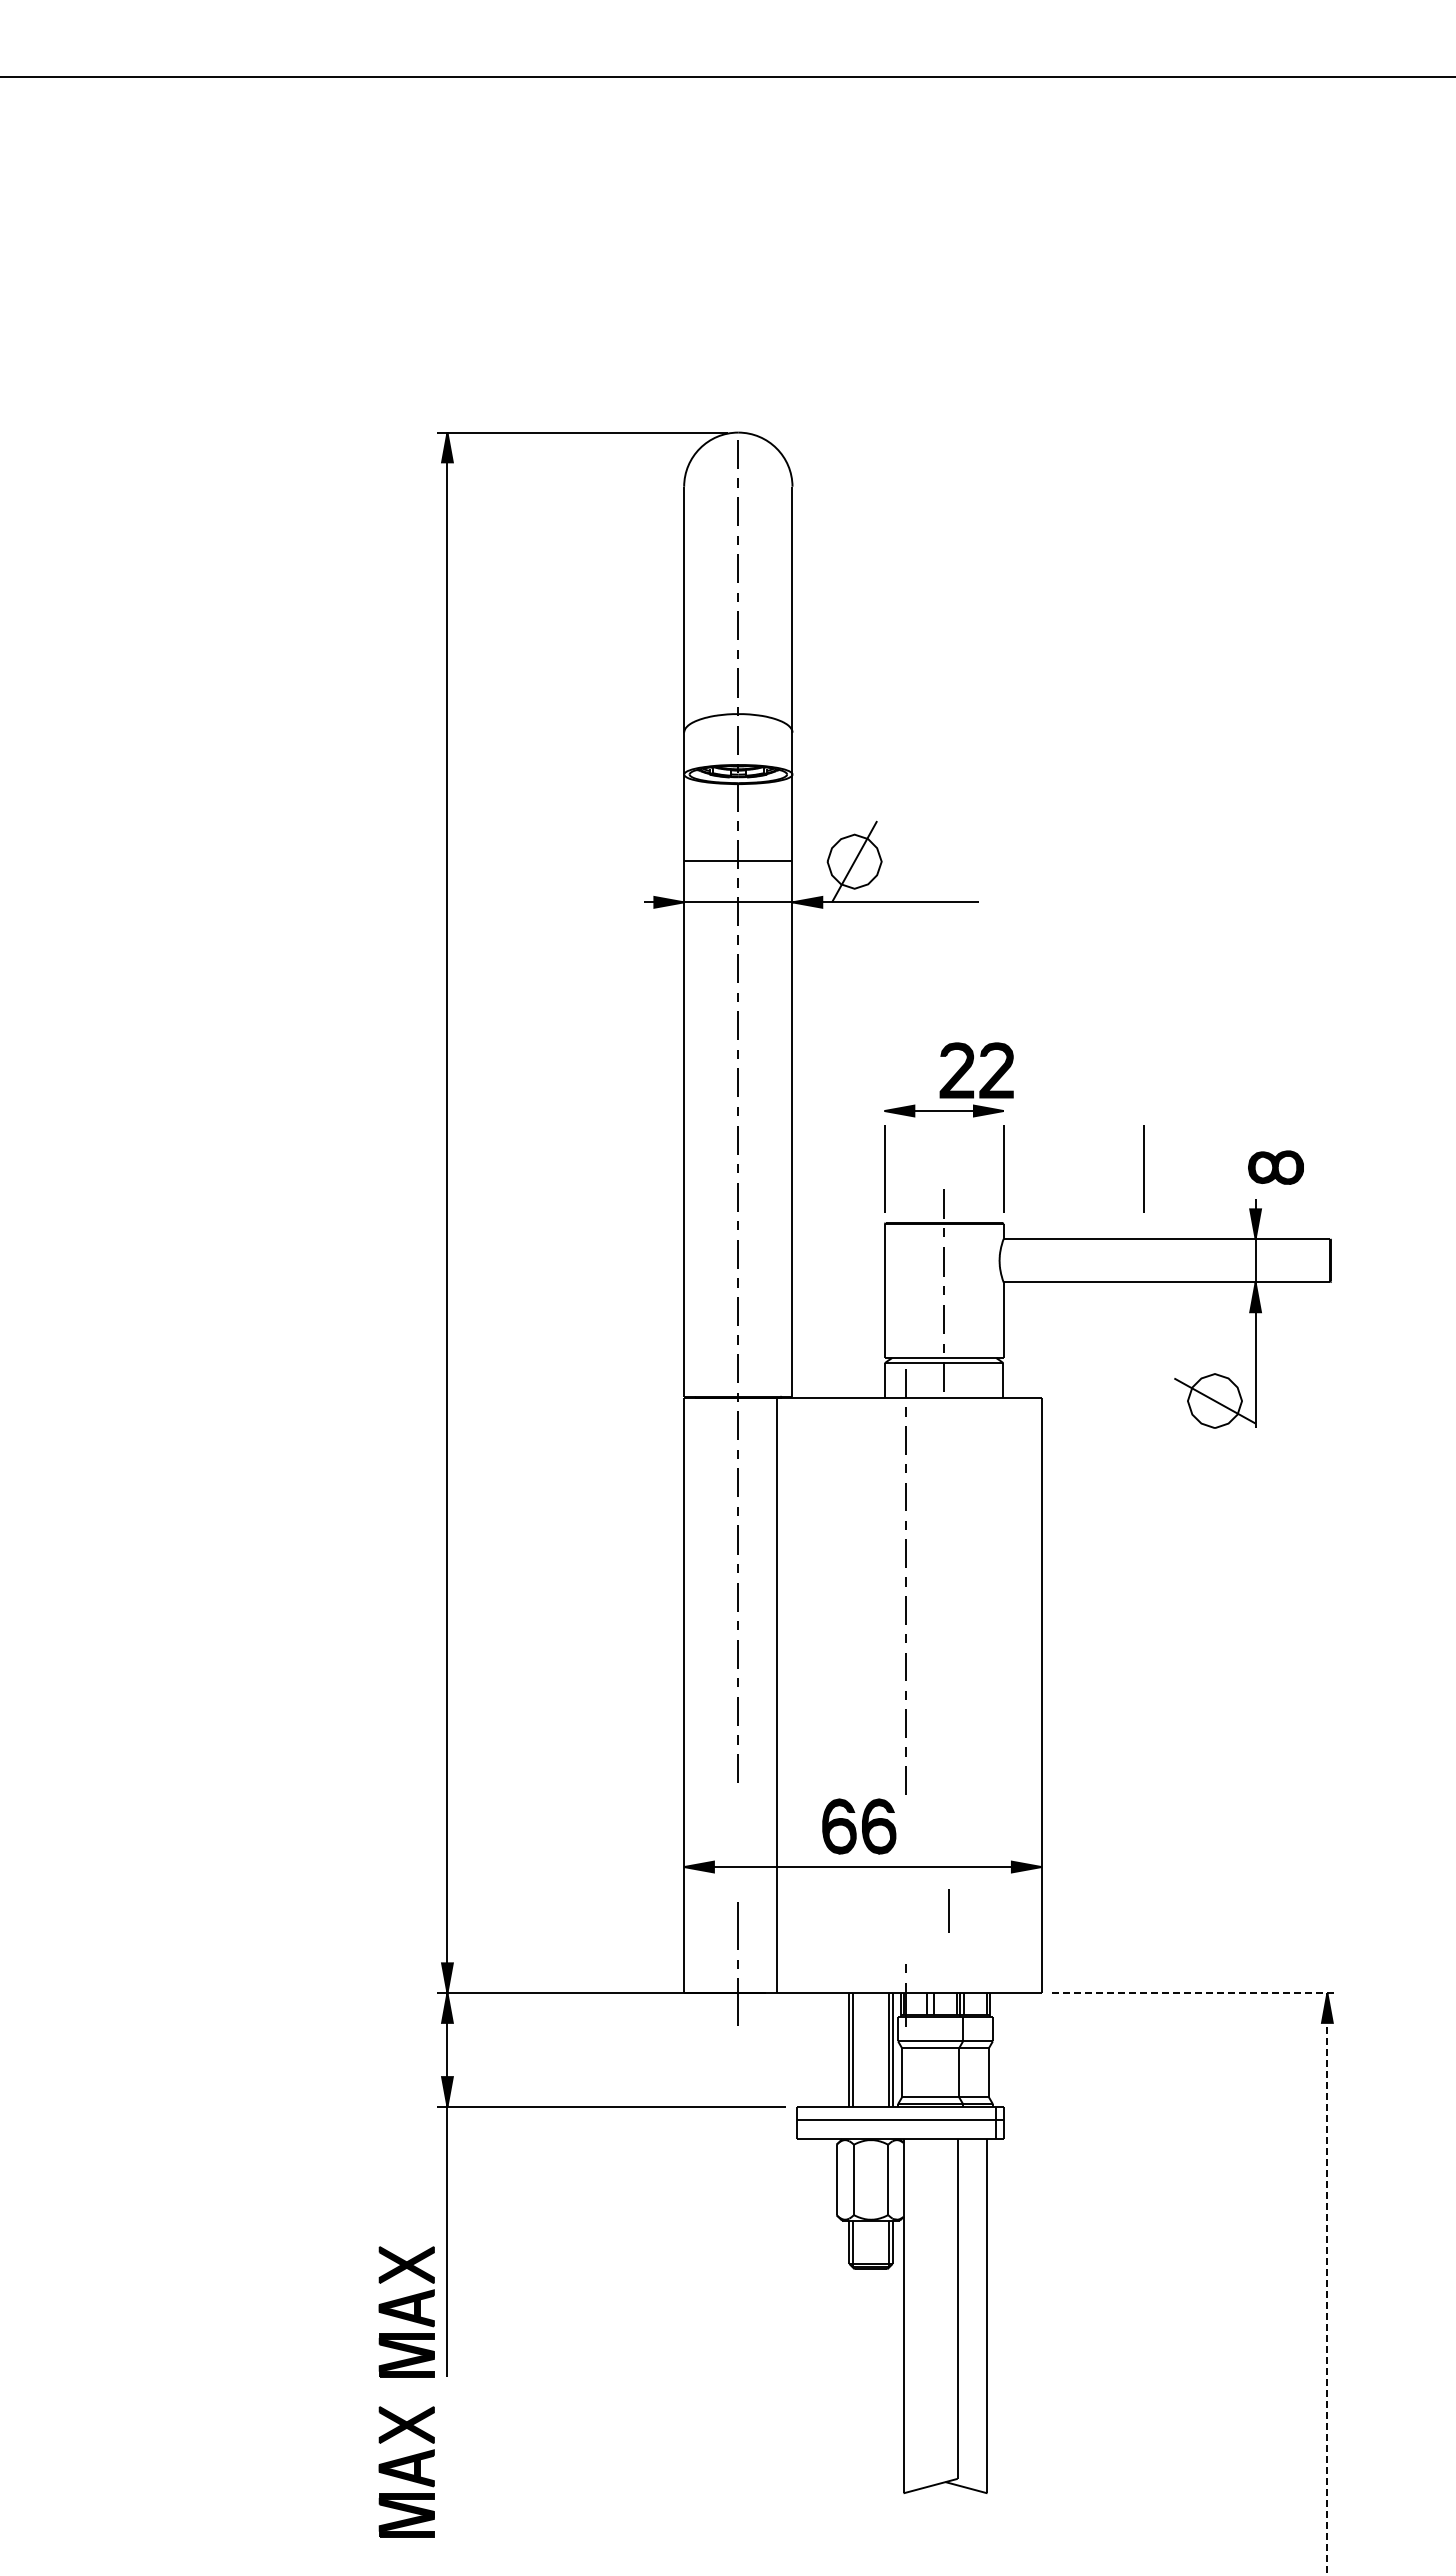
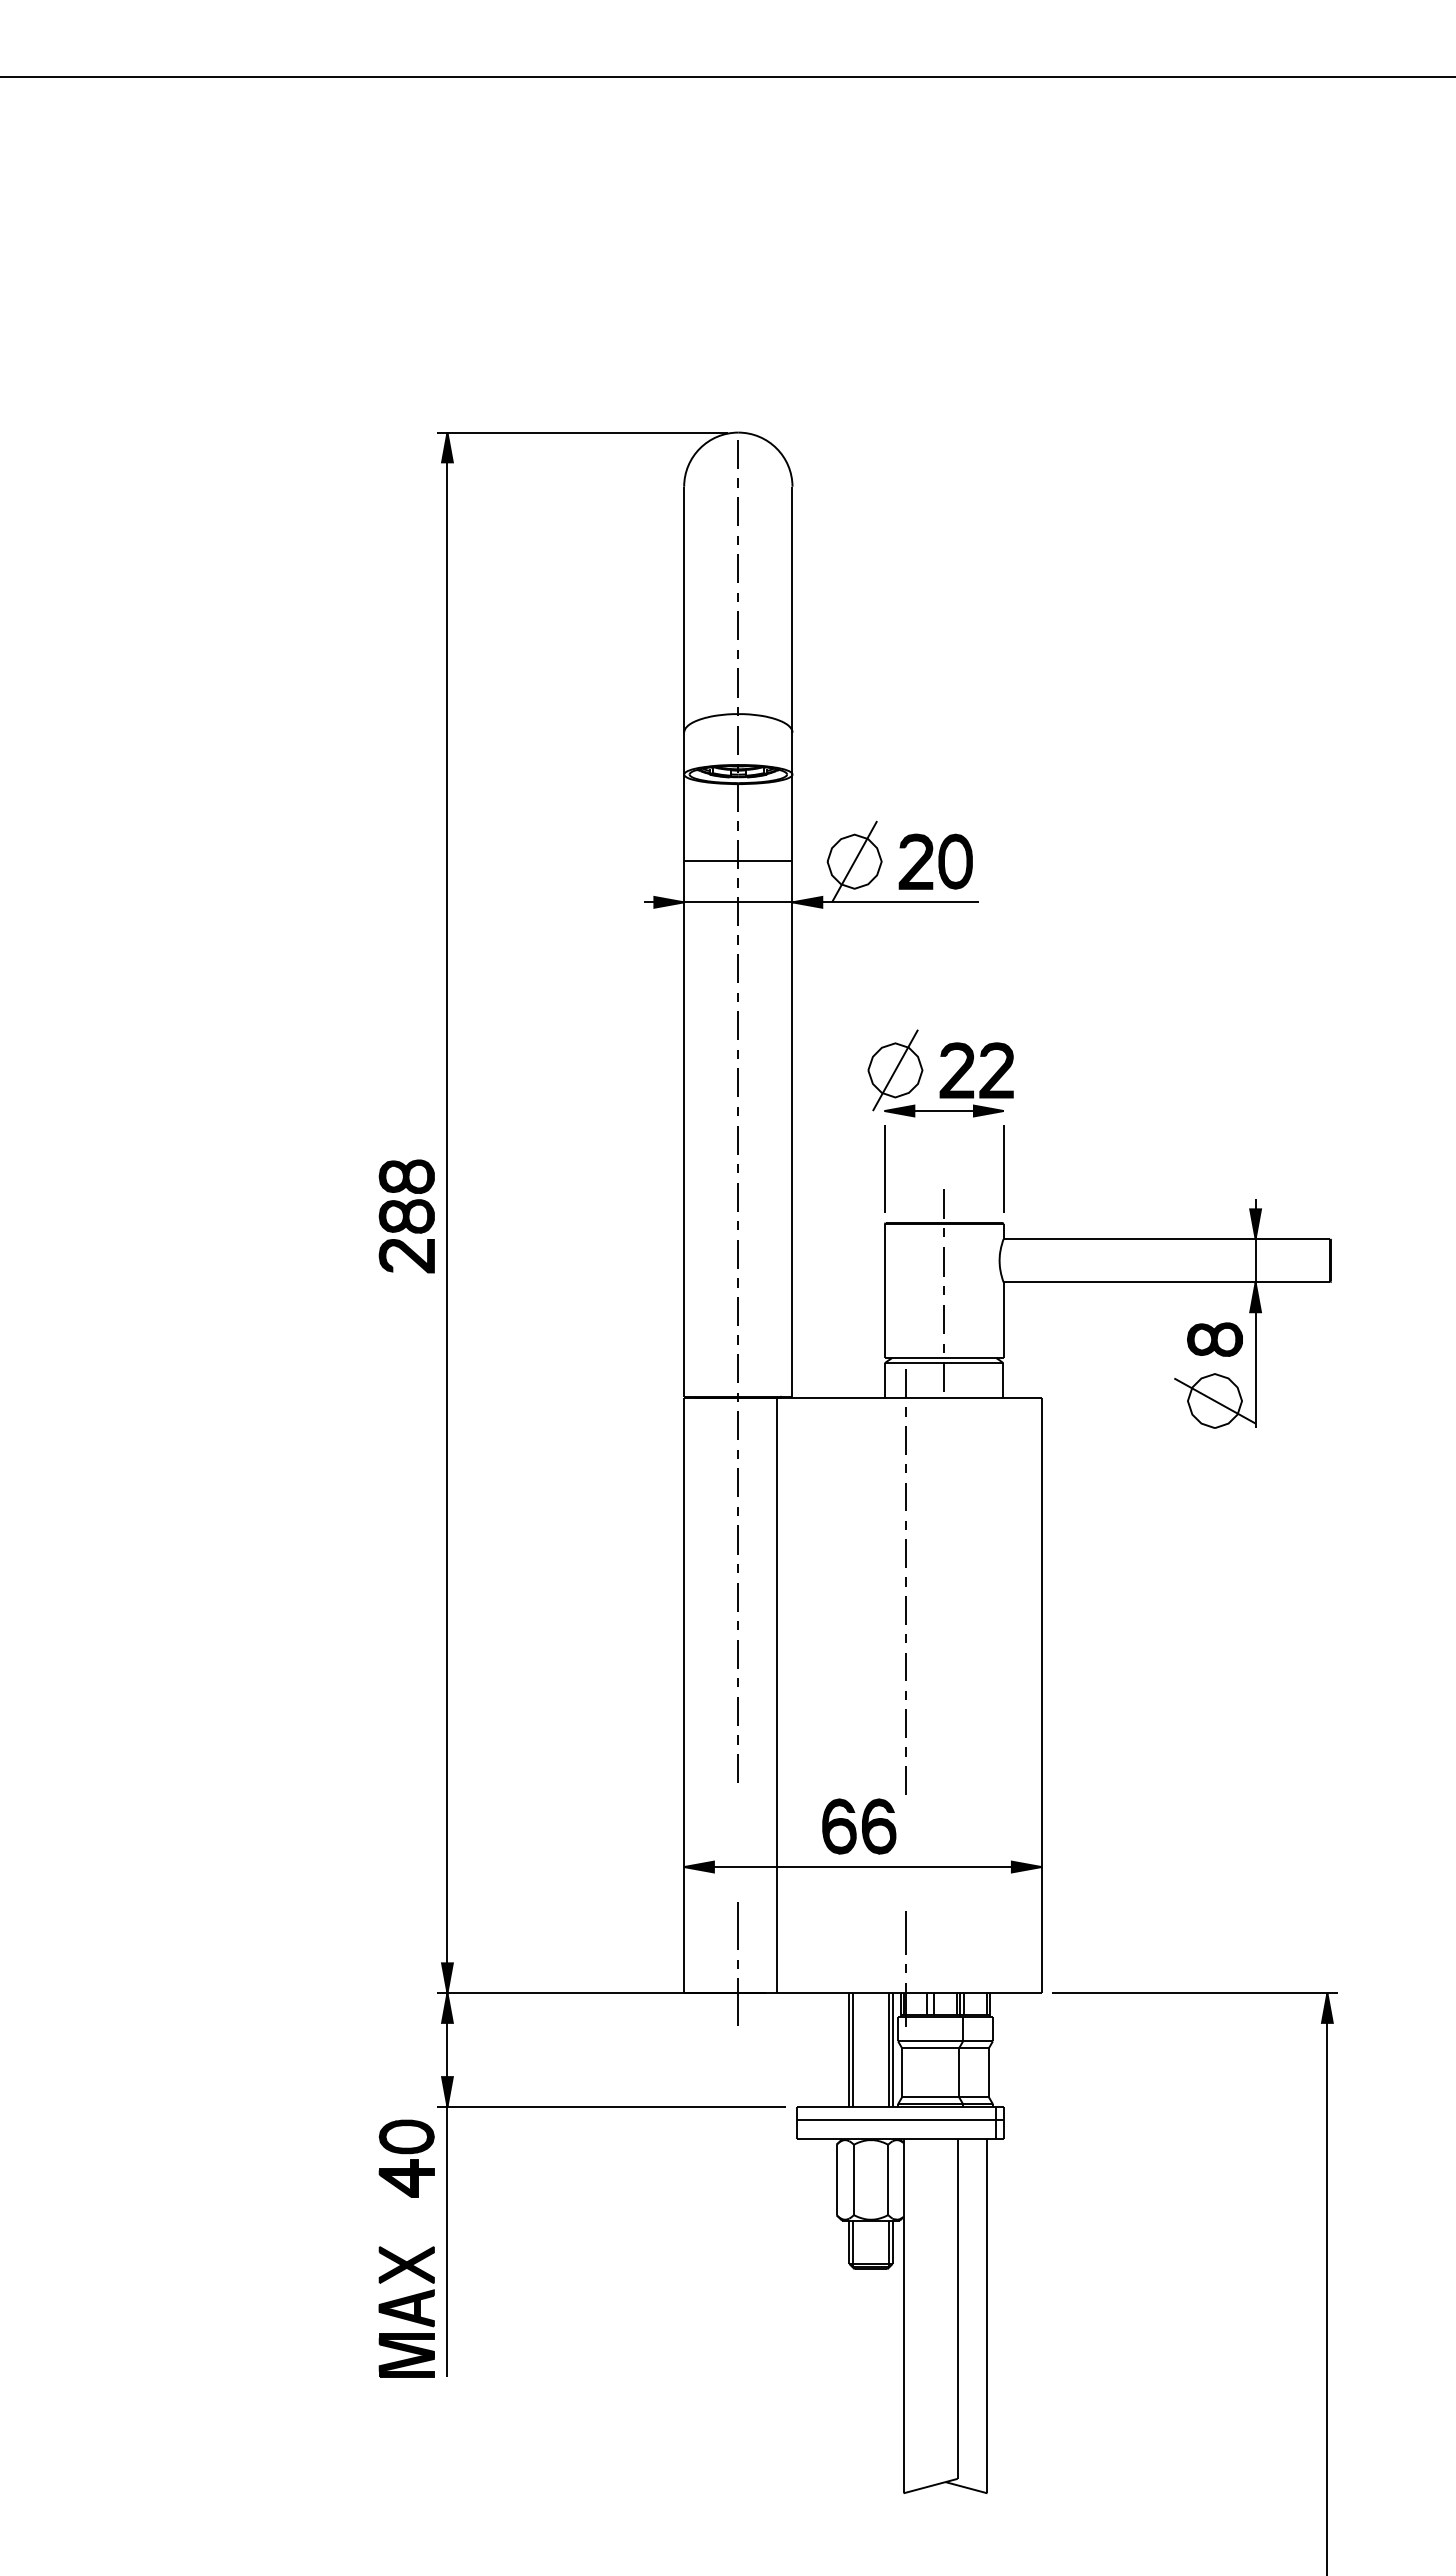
part: none -> present (935, 861)
part: none -> present (895, 1070)
part position: (1275, 1167) -> (1214, 1339) (1214, 1339)
line: present -> none (1143, 1168)
part: none -> present (406, 1216)
line position: (948, 1910) -> (905, 1932) (905, 1932)
line: dashed -> solid (1195, 1993)
part: none -> present (406, 2158)
line: dashed -> solid (1327, 2298)
part: present -> none (406, 2471)
